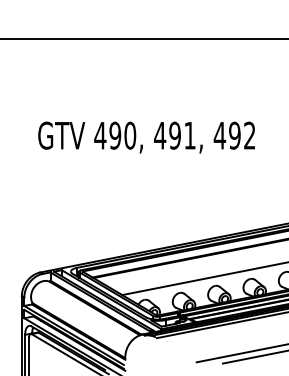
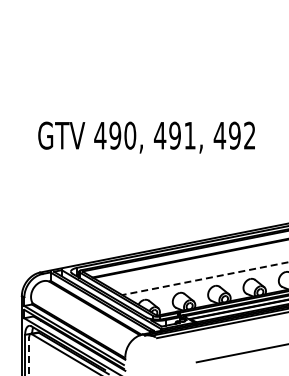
line: present -> none (143, 38)
line: solid -> dashed (205, 278)
line: solid -> dashed (29, 356)
line: present -> none (253, 357)
